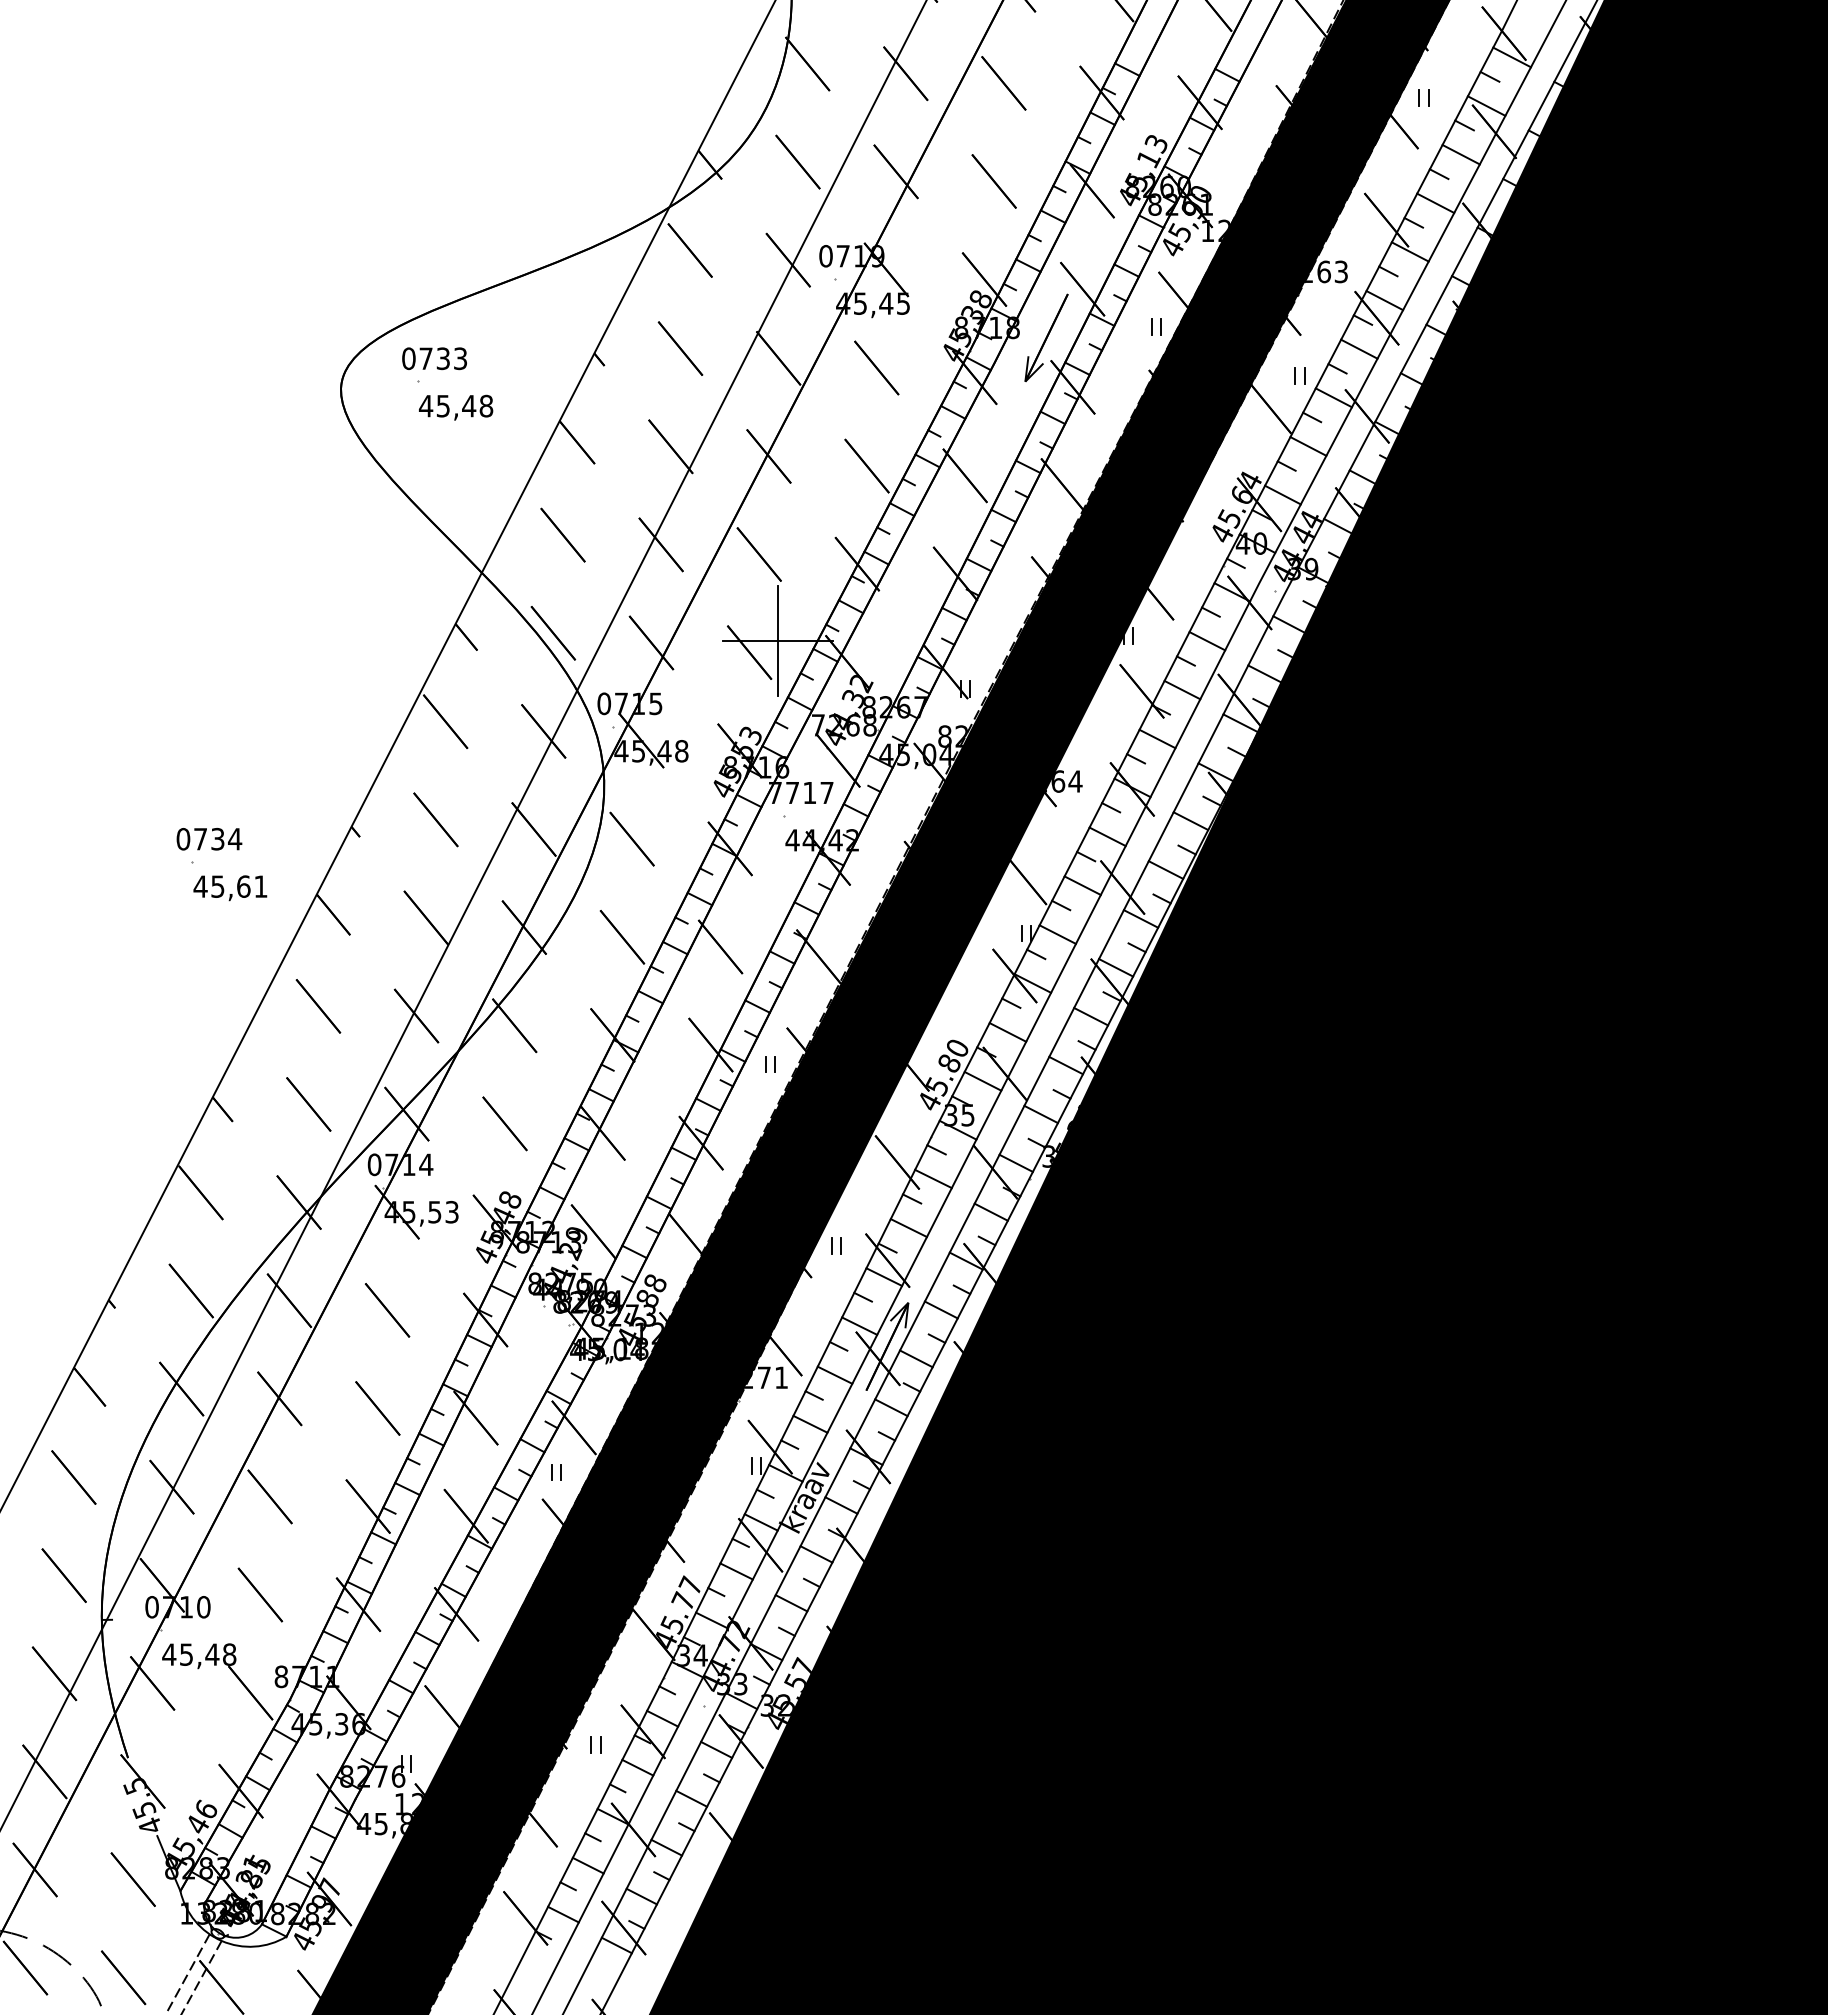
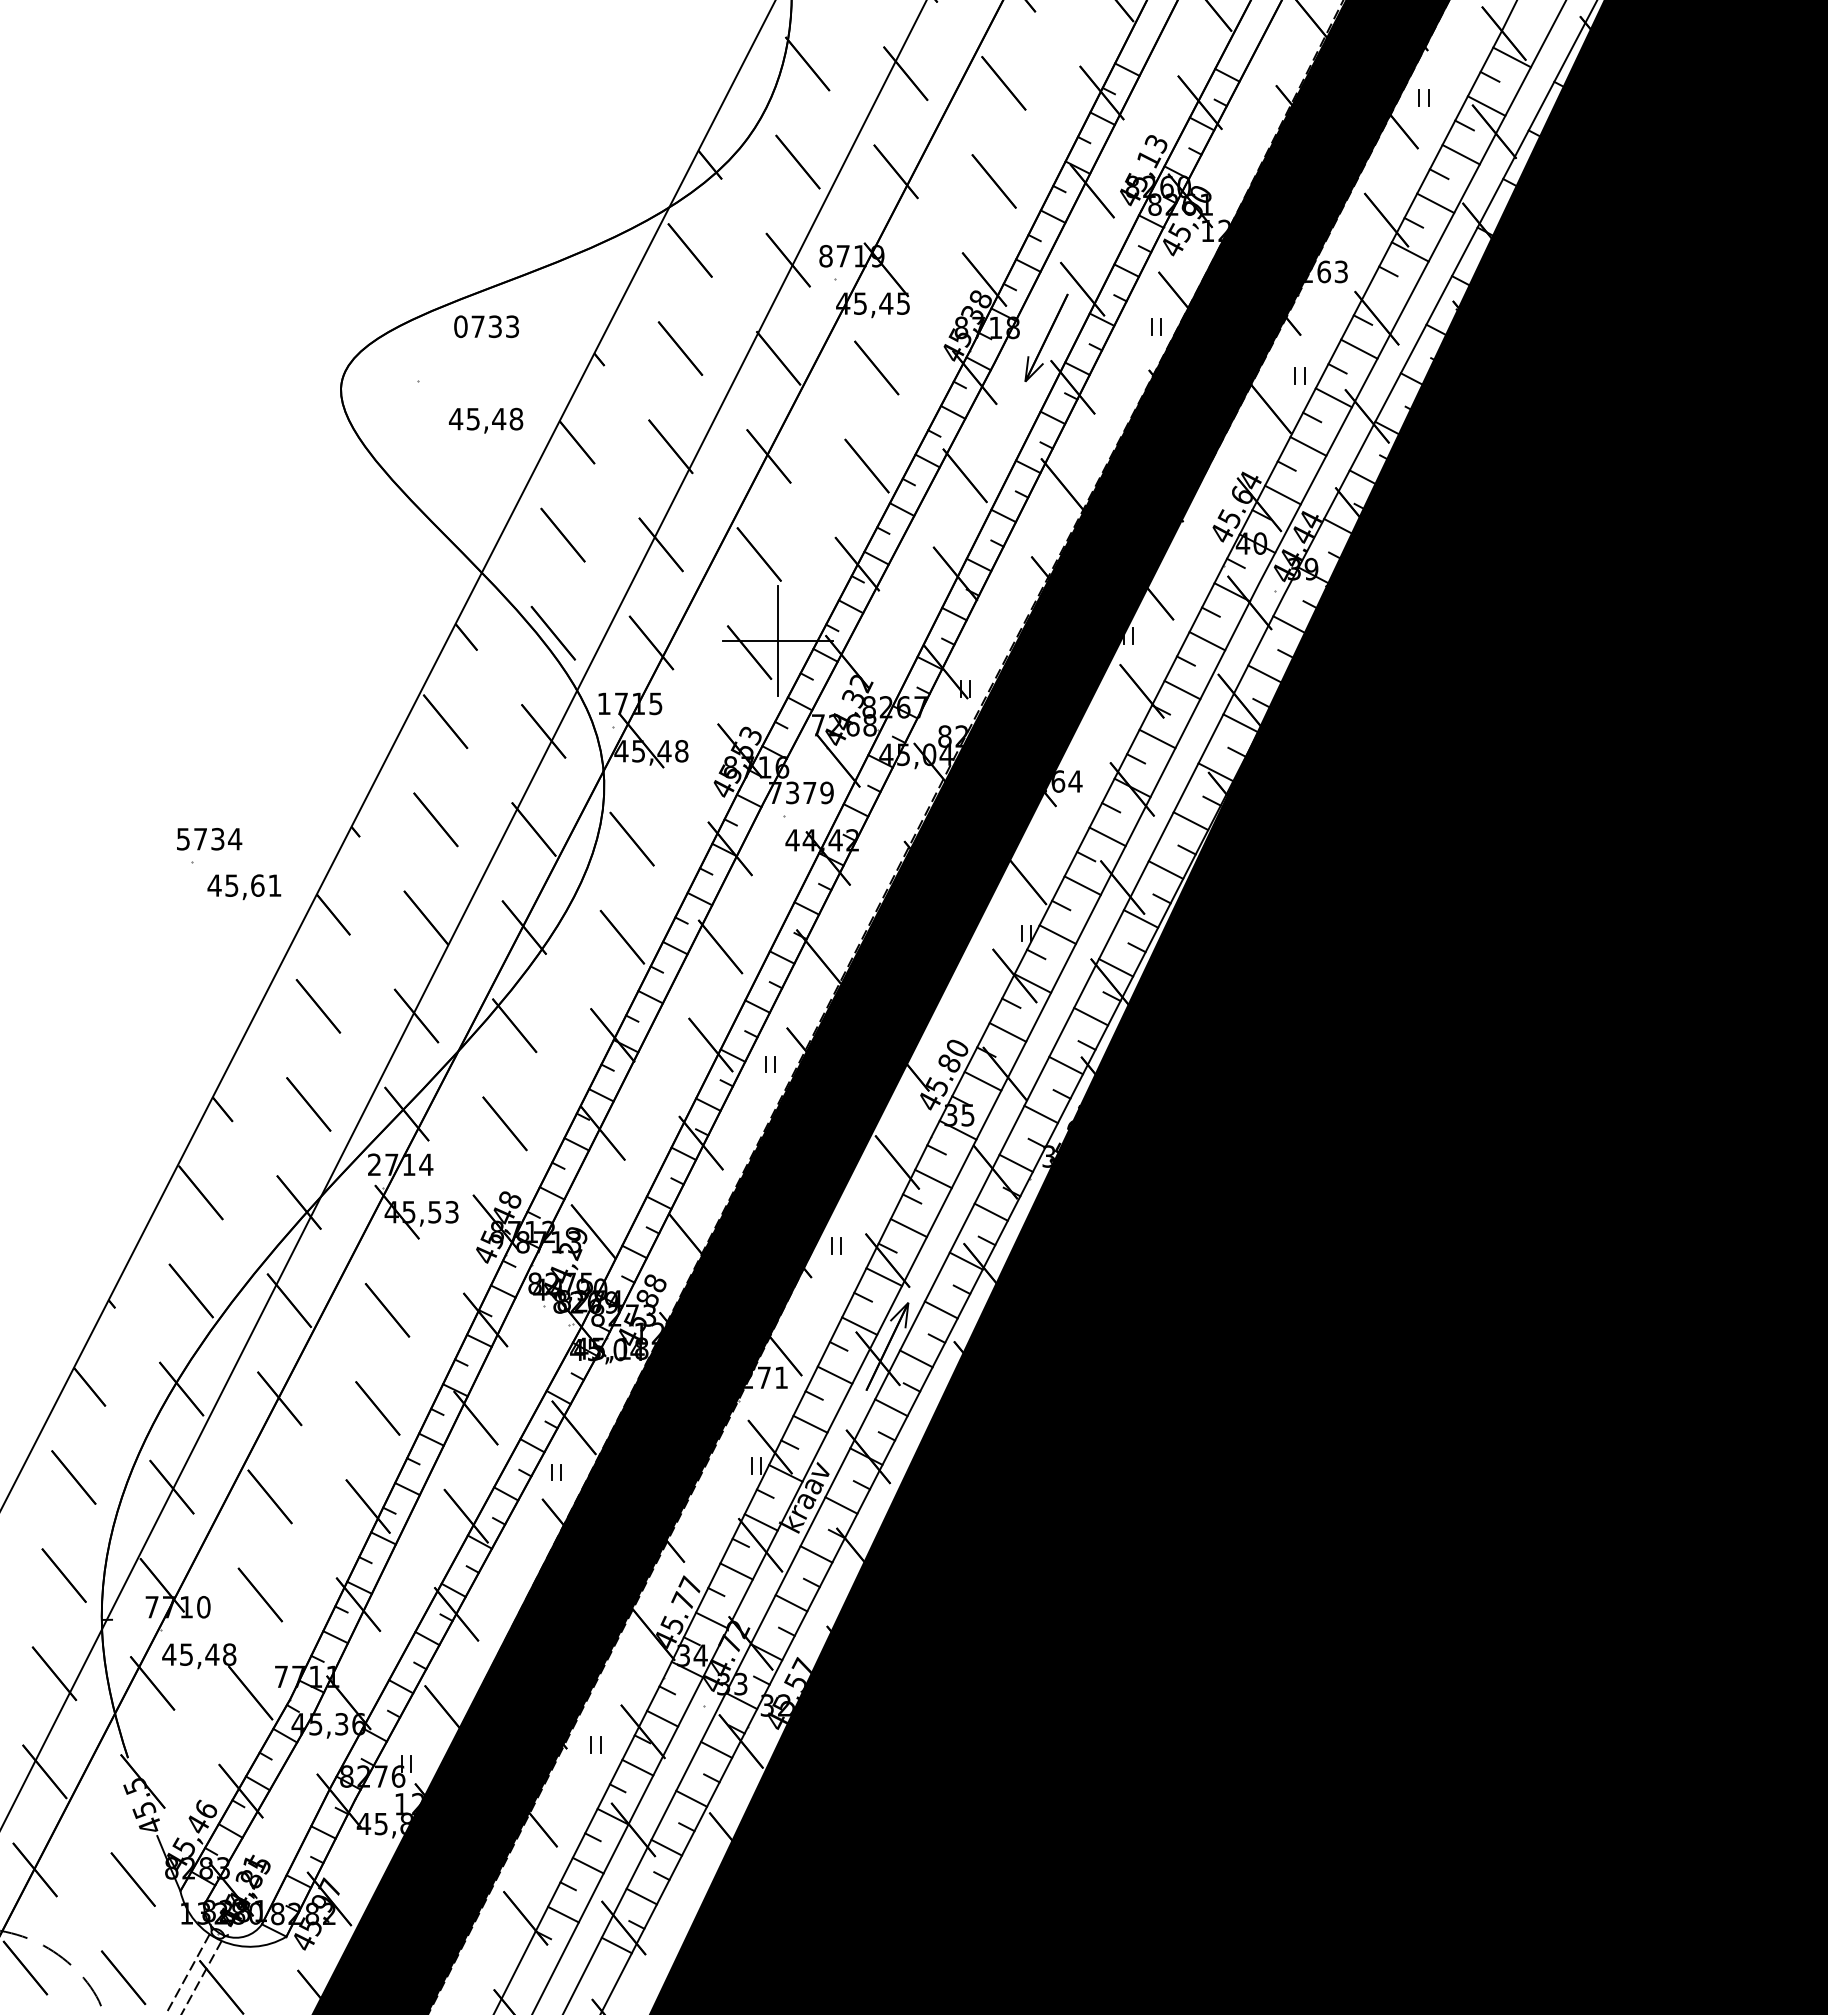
text: 0 -> 8 (825, 256)
line: present -> none (1384, 300)
text position: (434, 358) -> (486, 326) (486, 326)
text position: (456, 407) -> (486, 420) (486, 420)
text: 0 -> 1 (604, 703)
text: 717 -> 379 (809, 792)
text: 0 -> 5 (183, 838)
text position: (230, 888) -> (244, 887) (244, 887)
text: 0 -> 2 (374, 1164)
text: 0 -> 7 (151, 1607)
text: 8 -> 7 (281, 1676)
